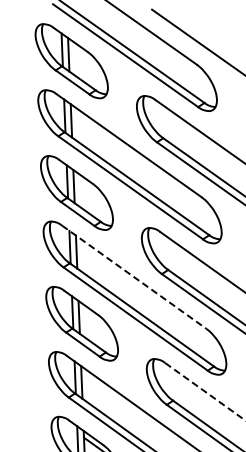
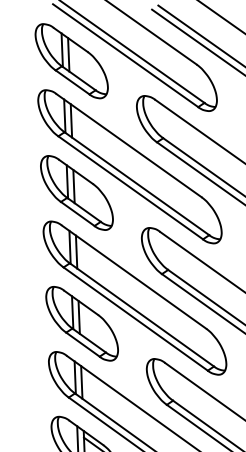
line: none -> present (221, 17)
line: none -> present (200, 35)
line: dashed -> solid (134, 277)
line: dashed -> solid (205, 392)
